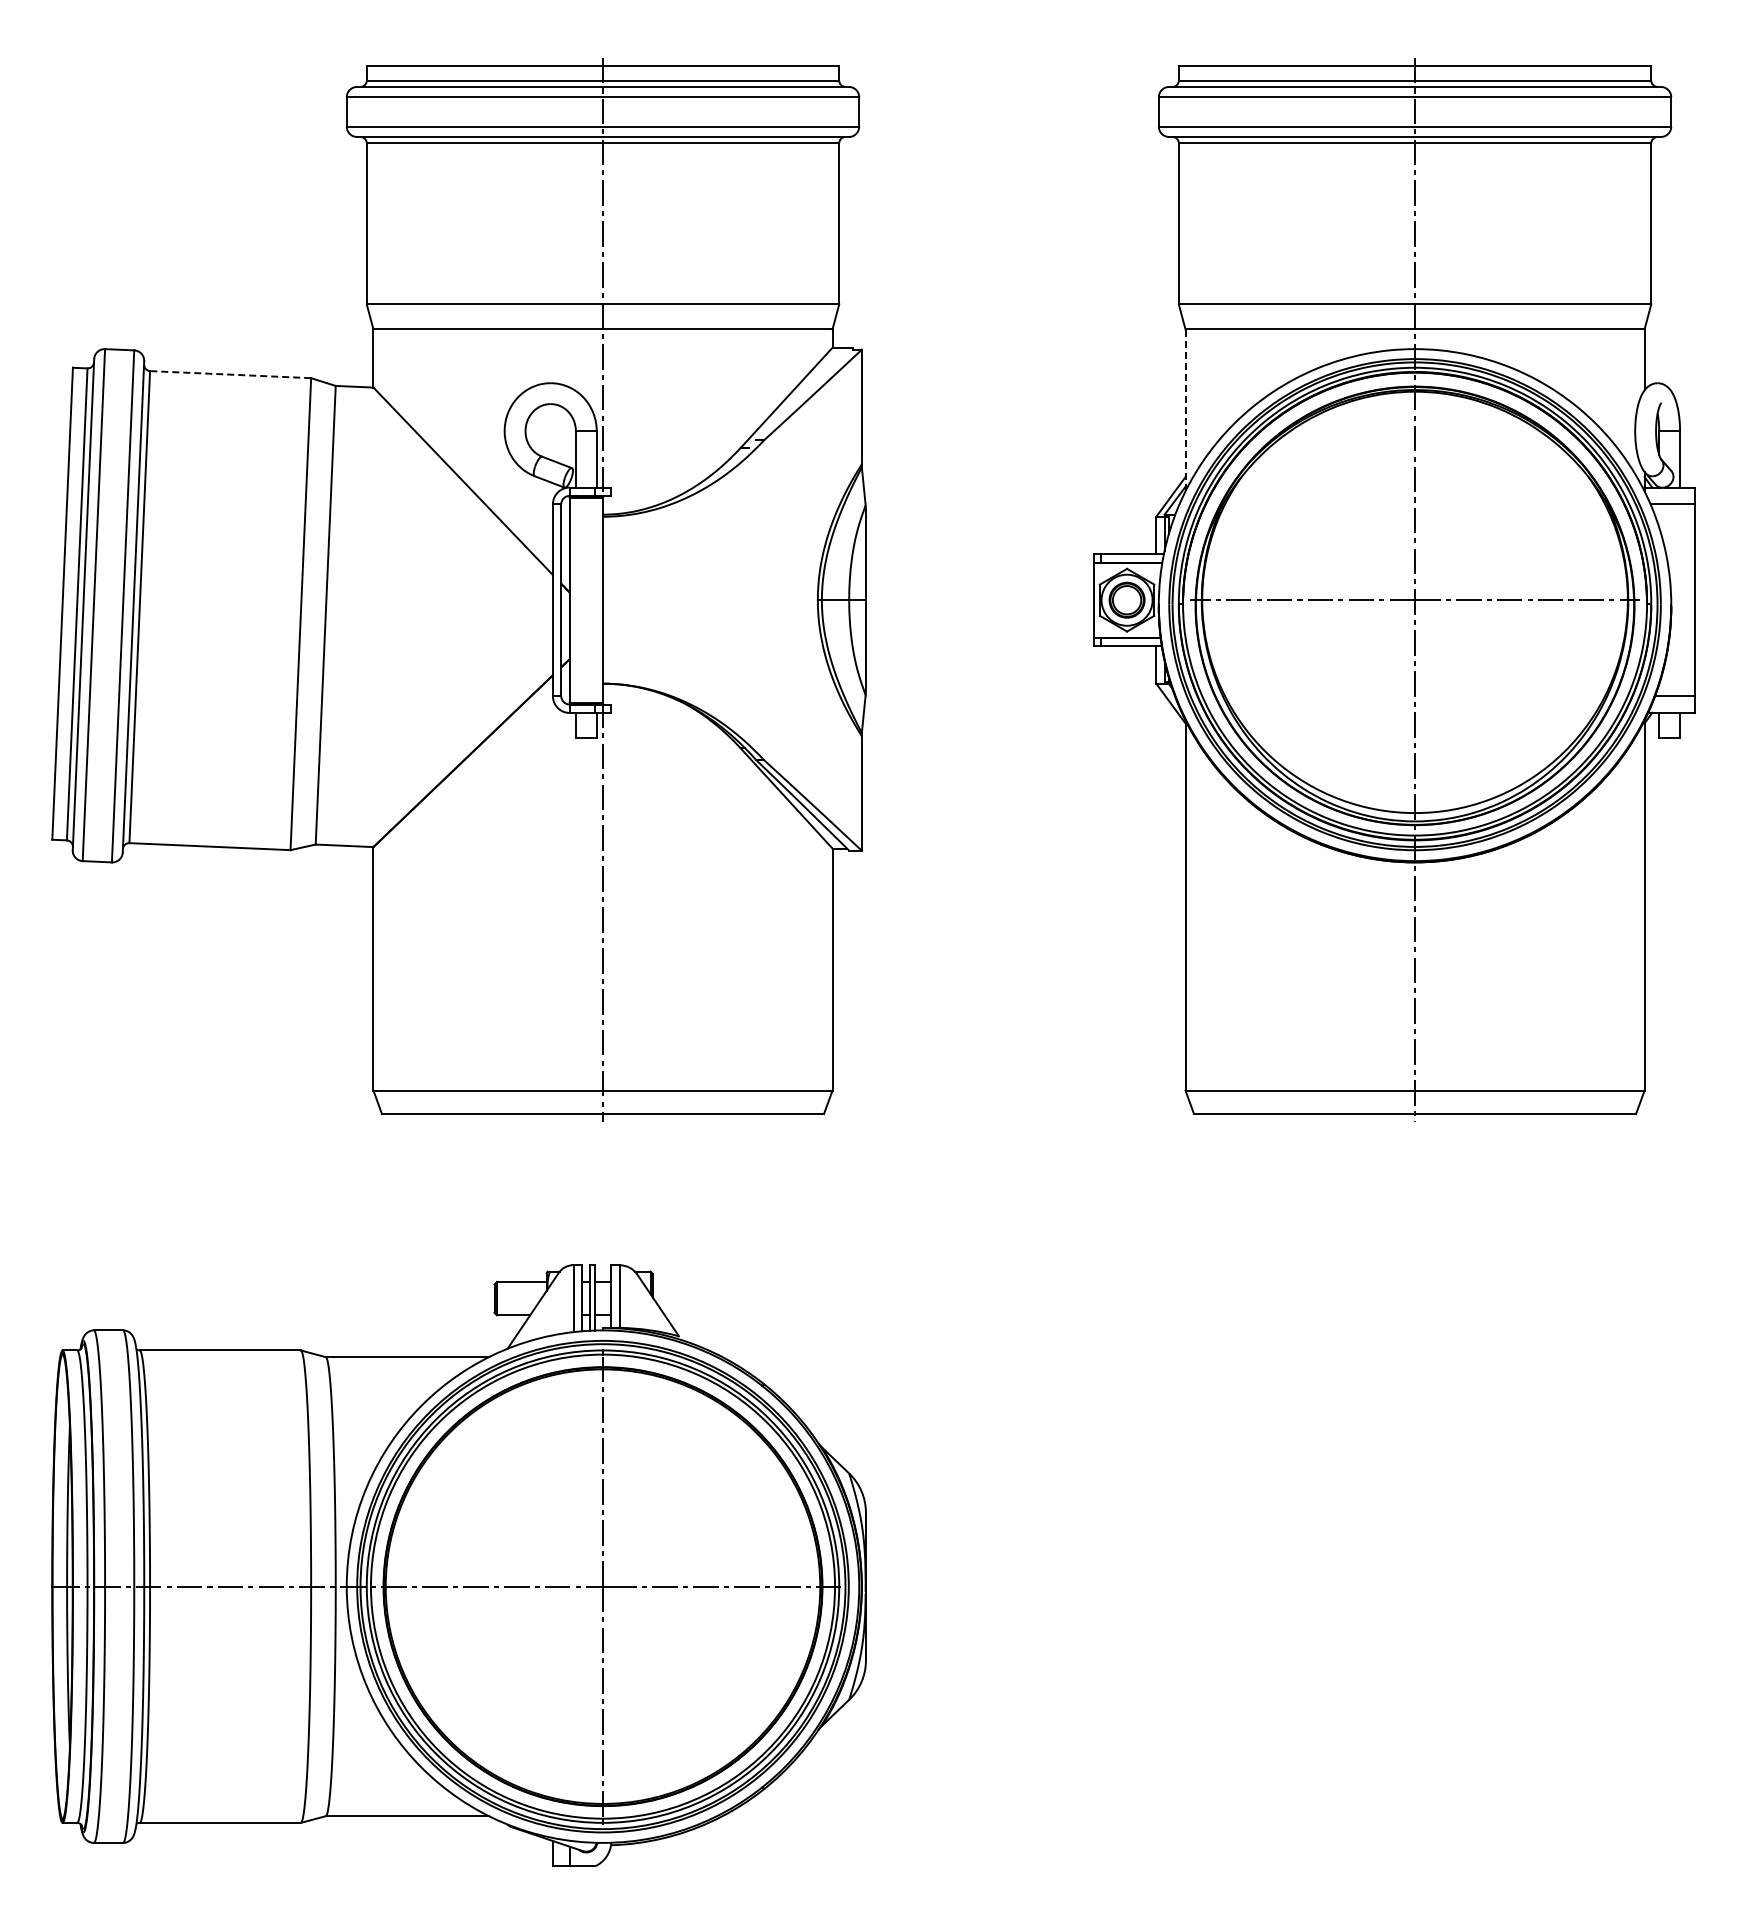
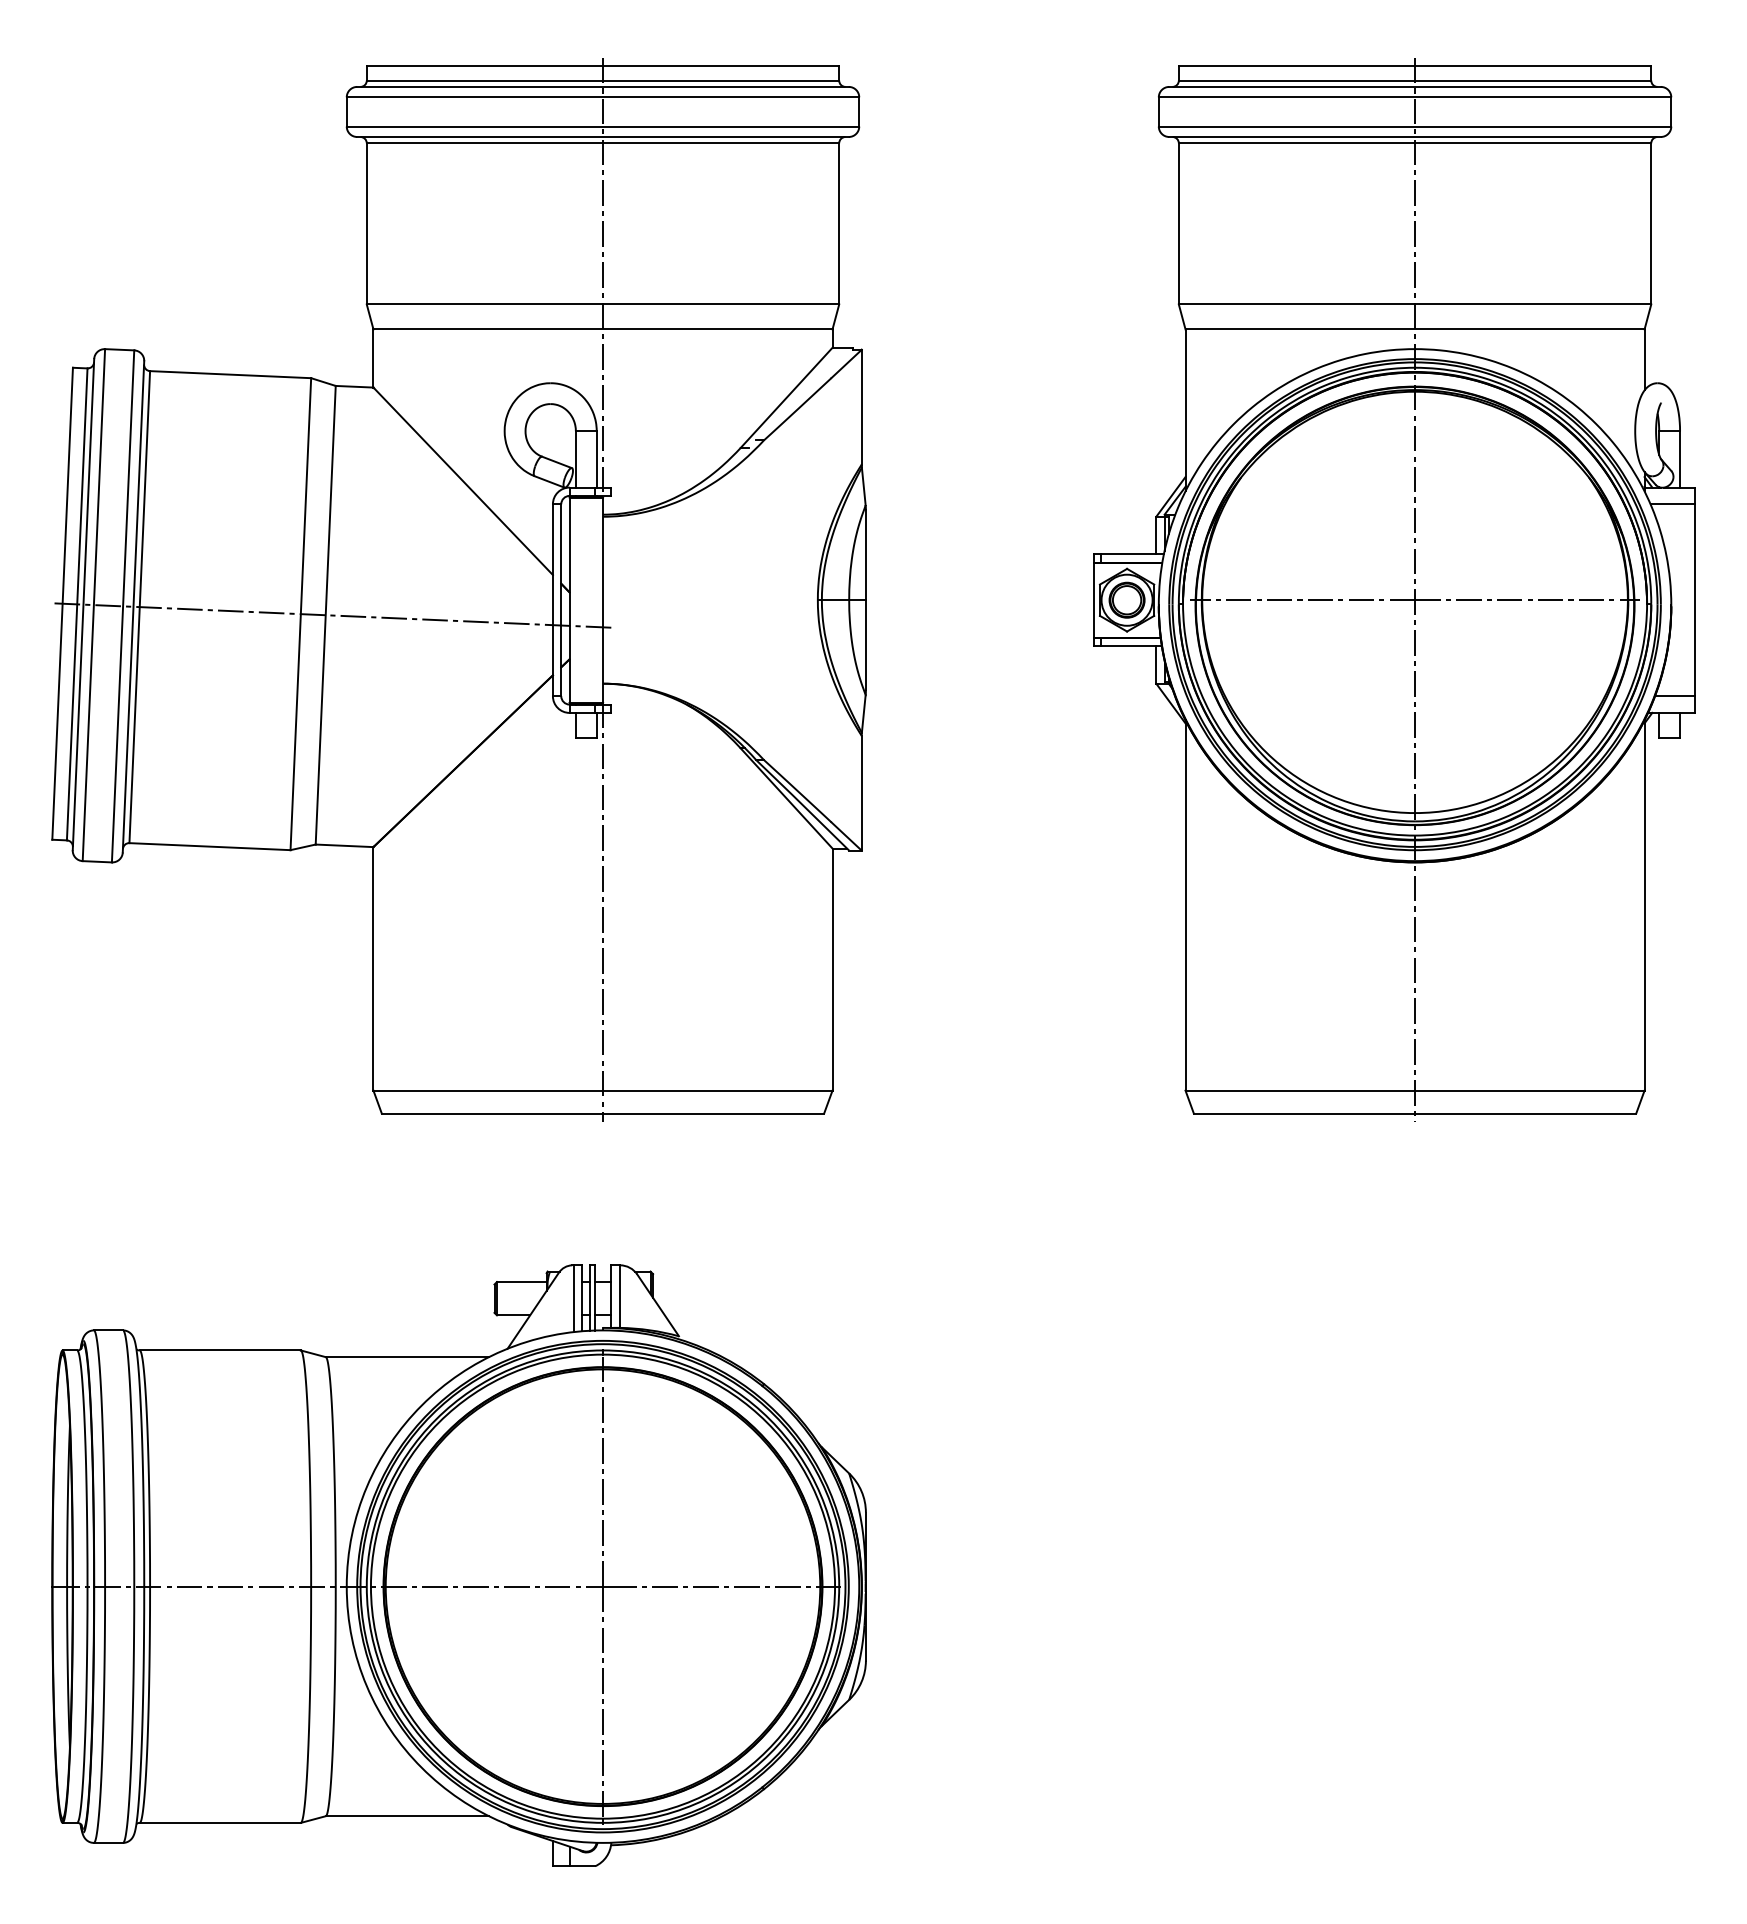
line: dashed -> solid (230, 374)
line: dashed -> solid (1185, 410)
line: none -> present (332, 615)
